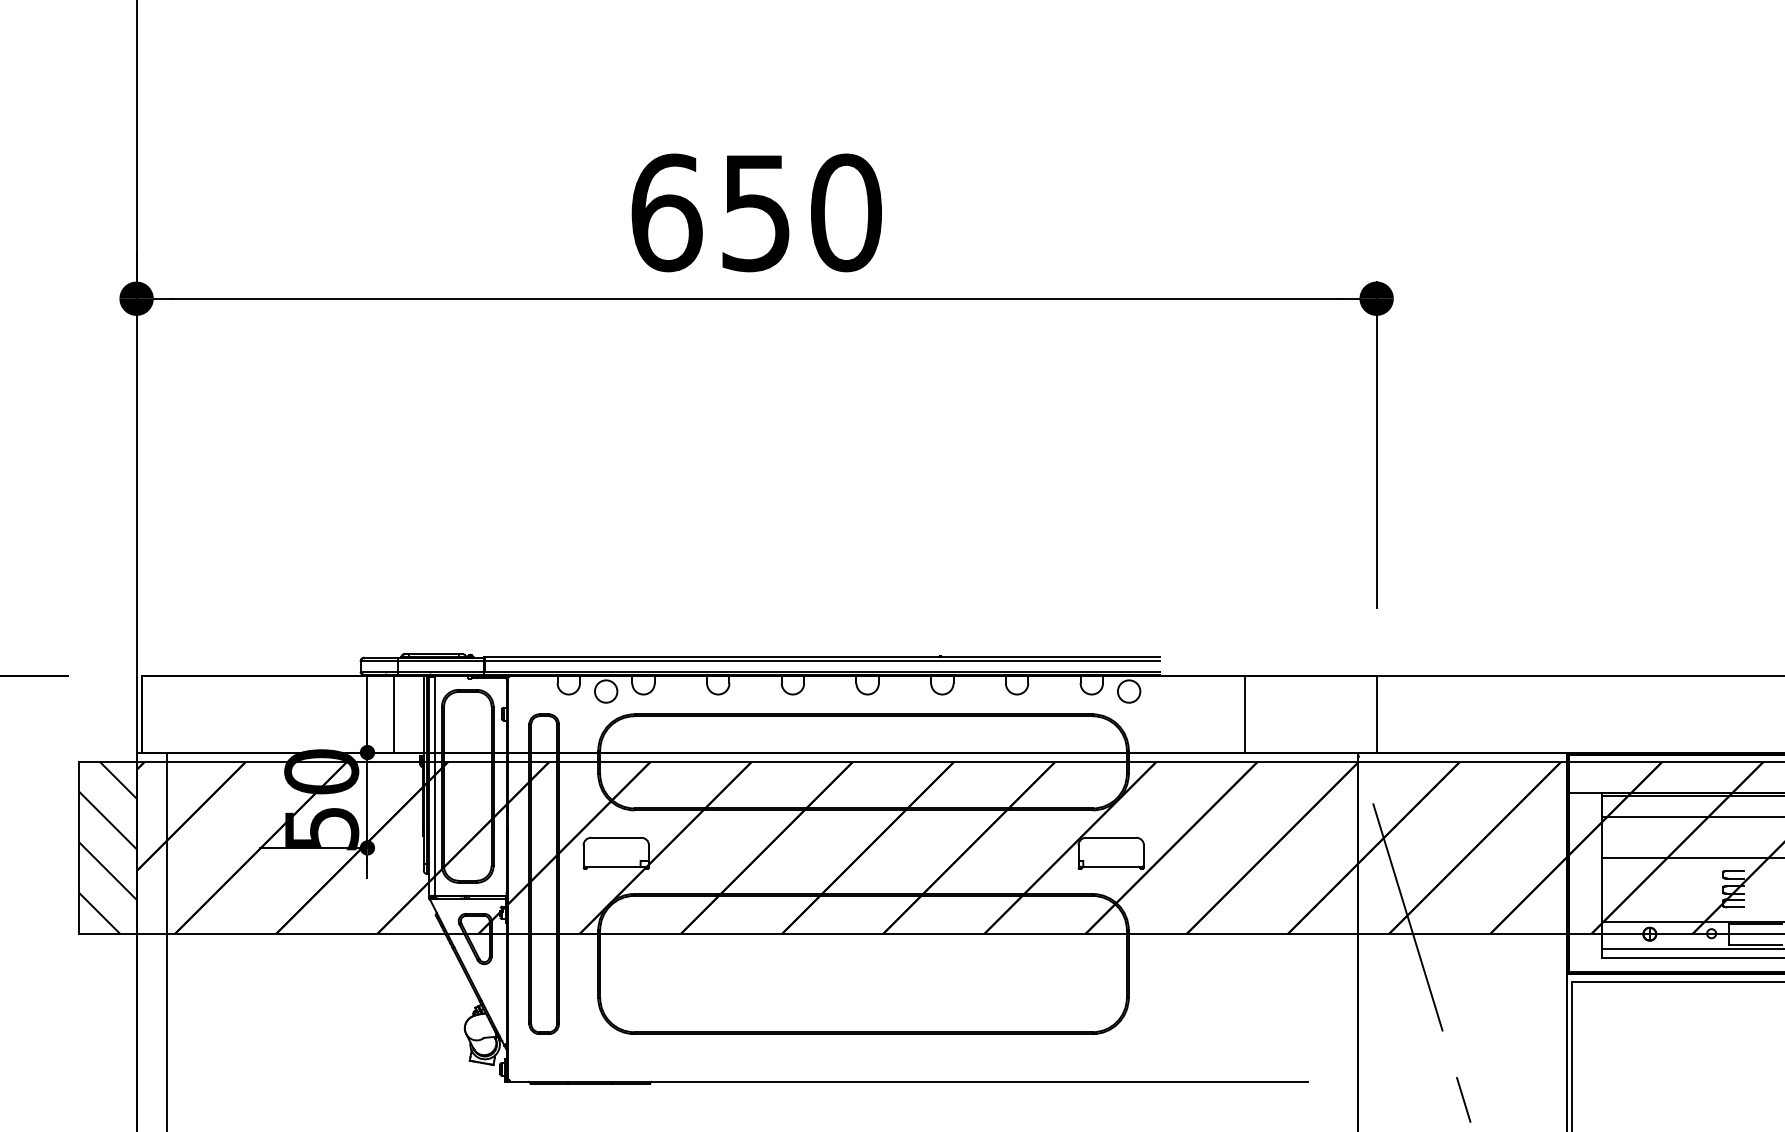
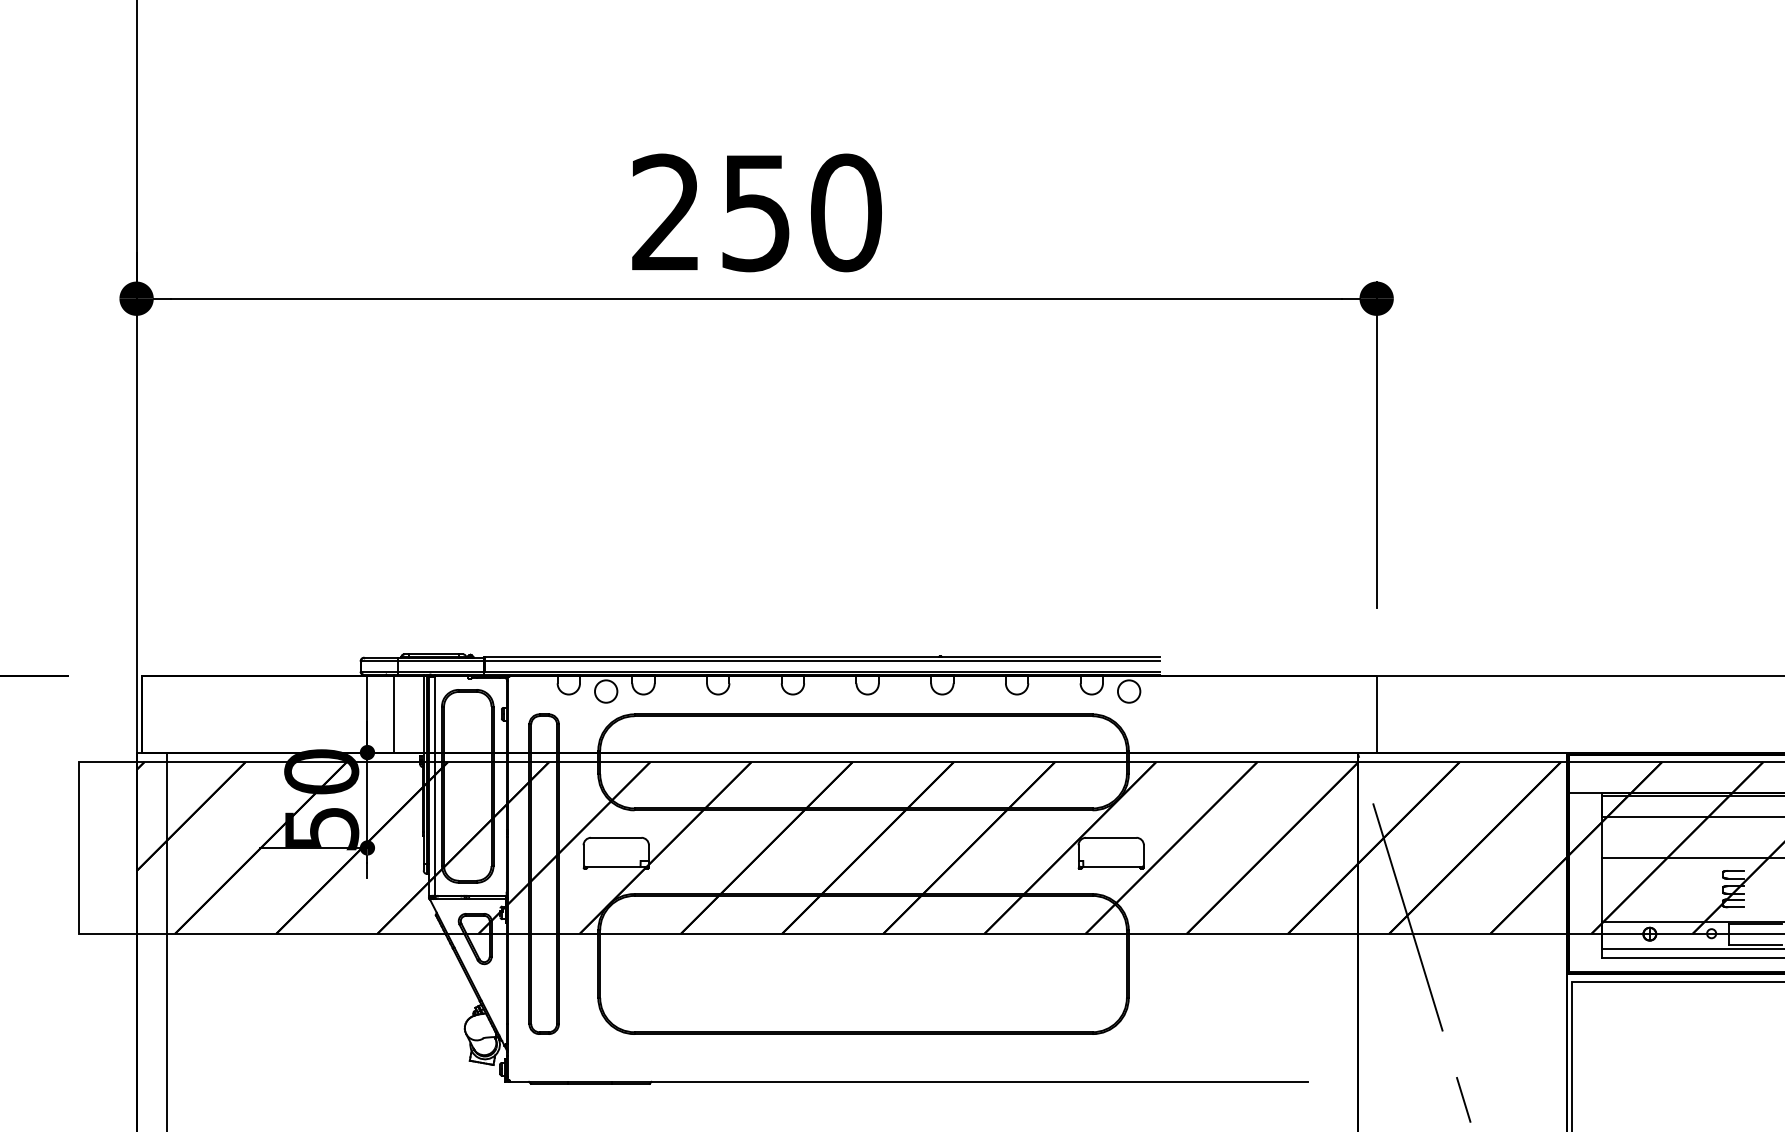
text: 650 -> 250 (666, 212)
line: present -> none (1245, 714)
hatch: present -> none (107, 847)
